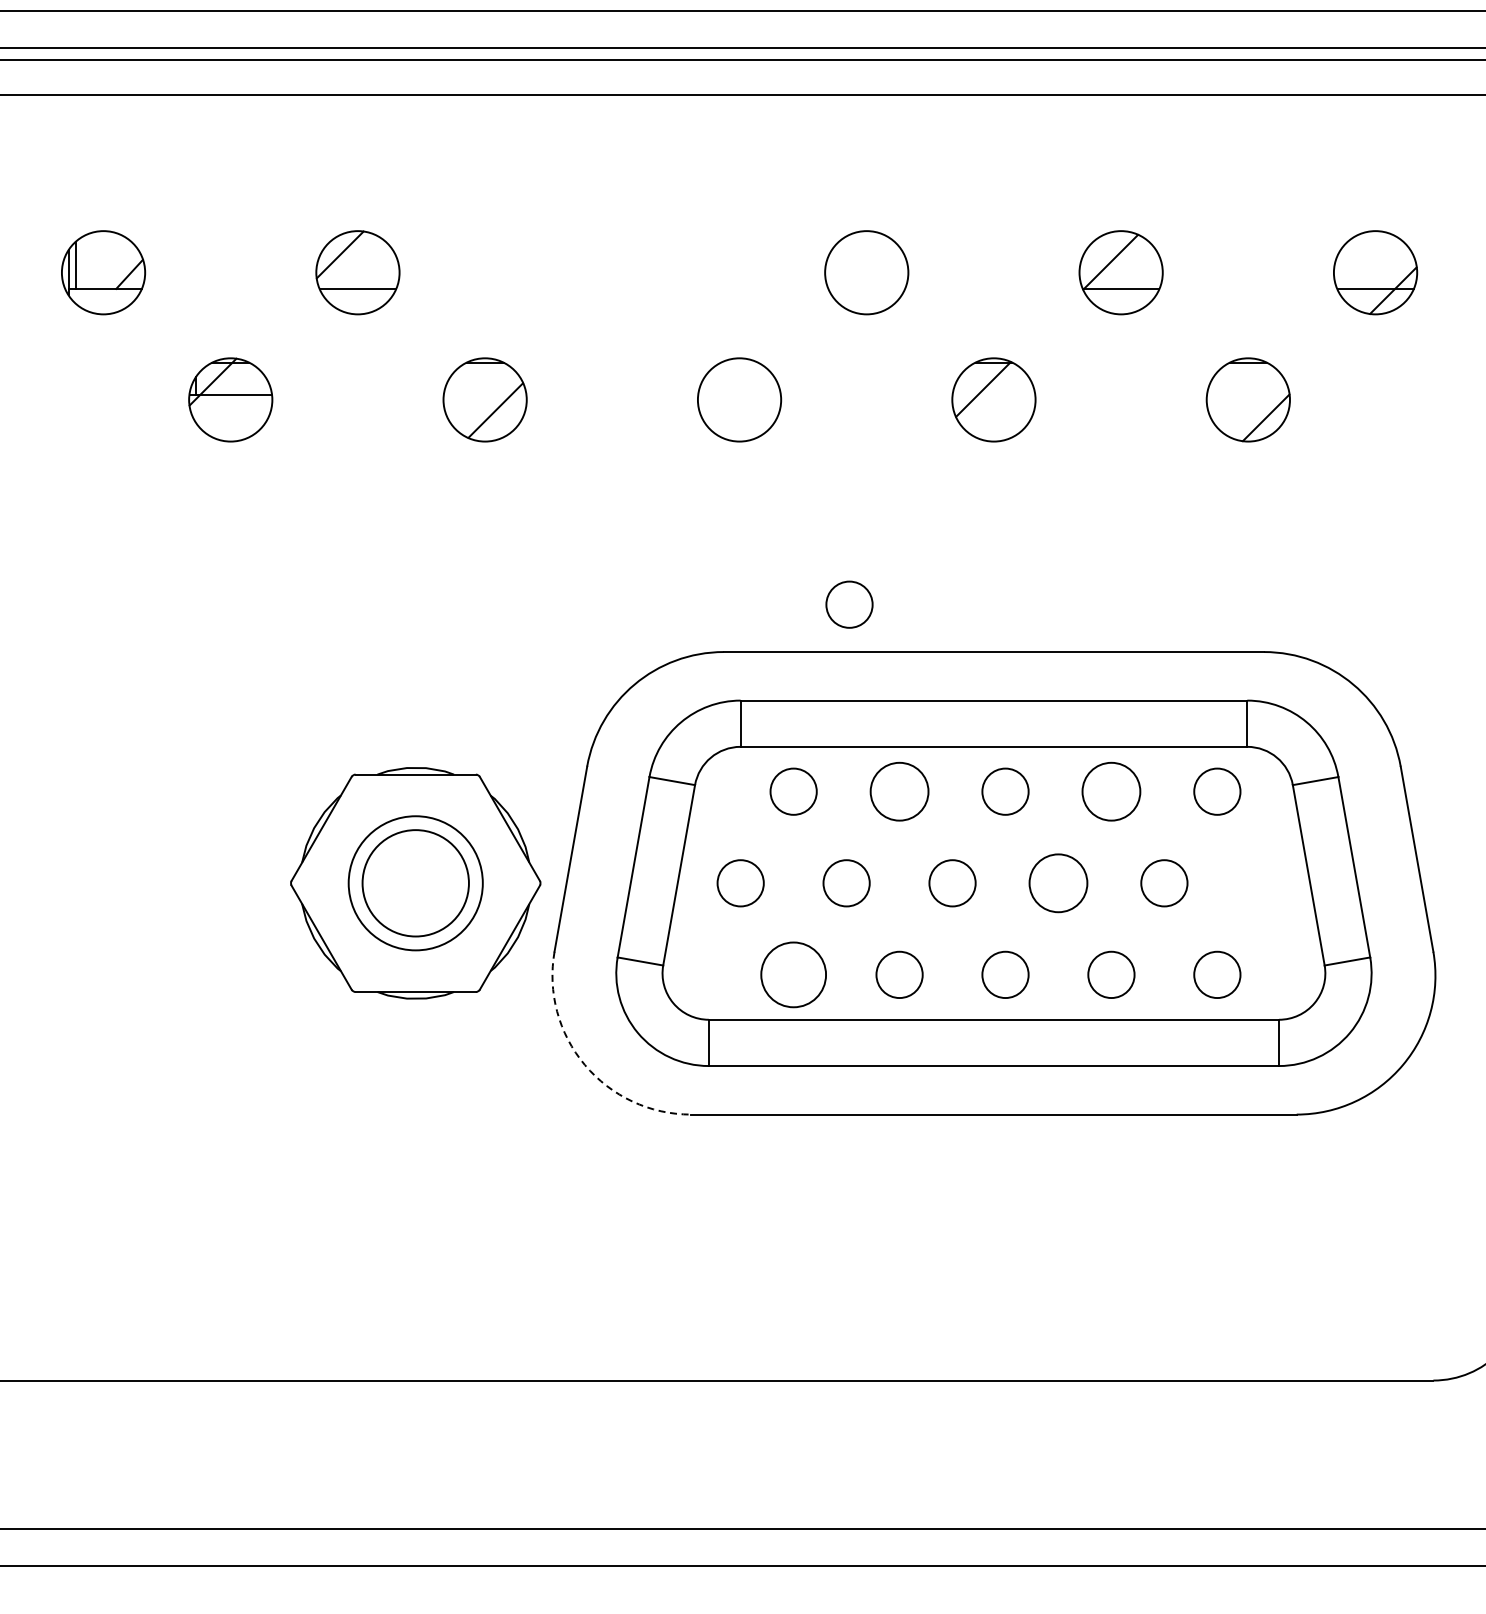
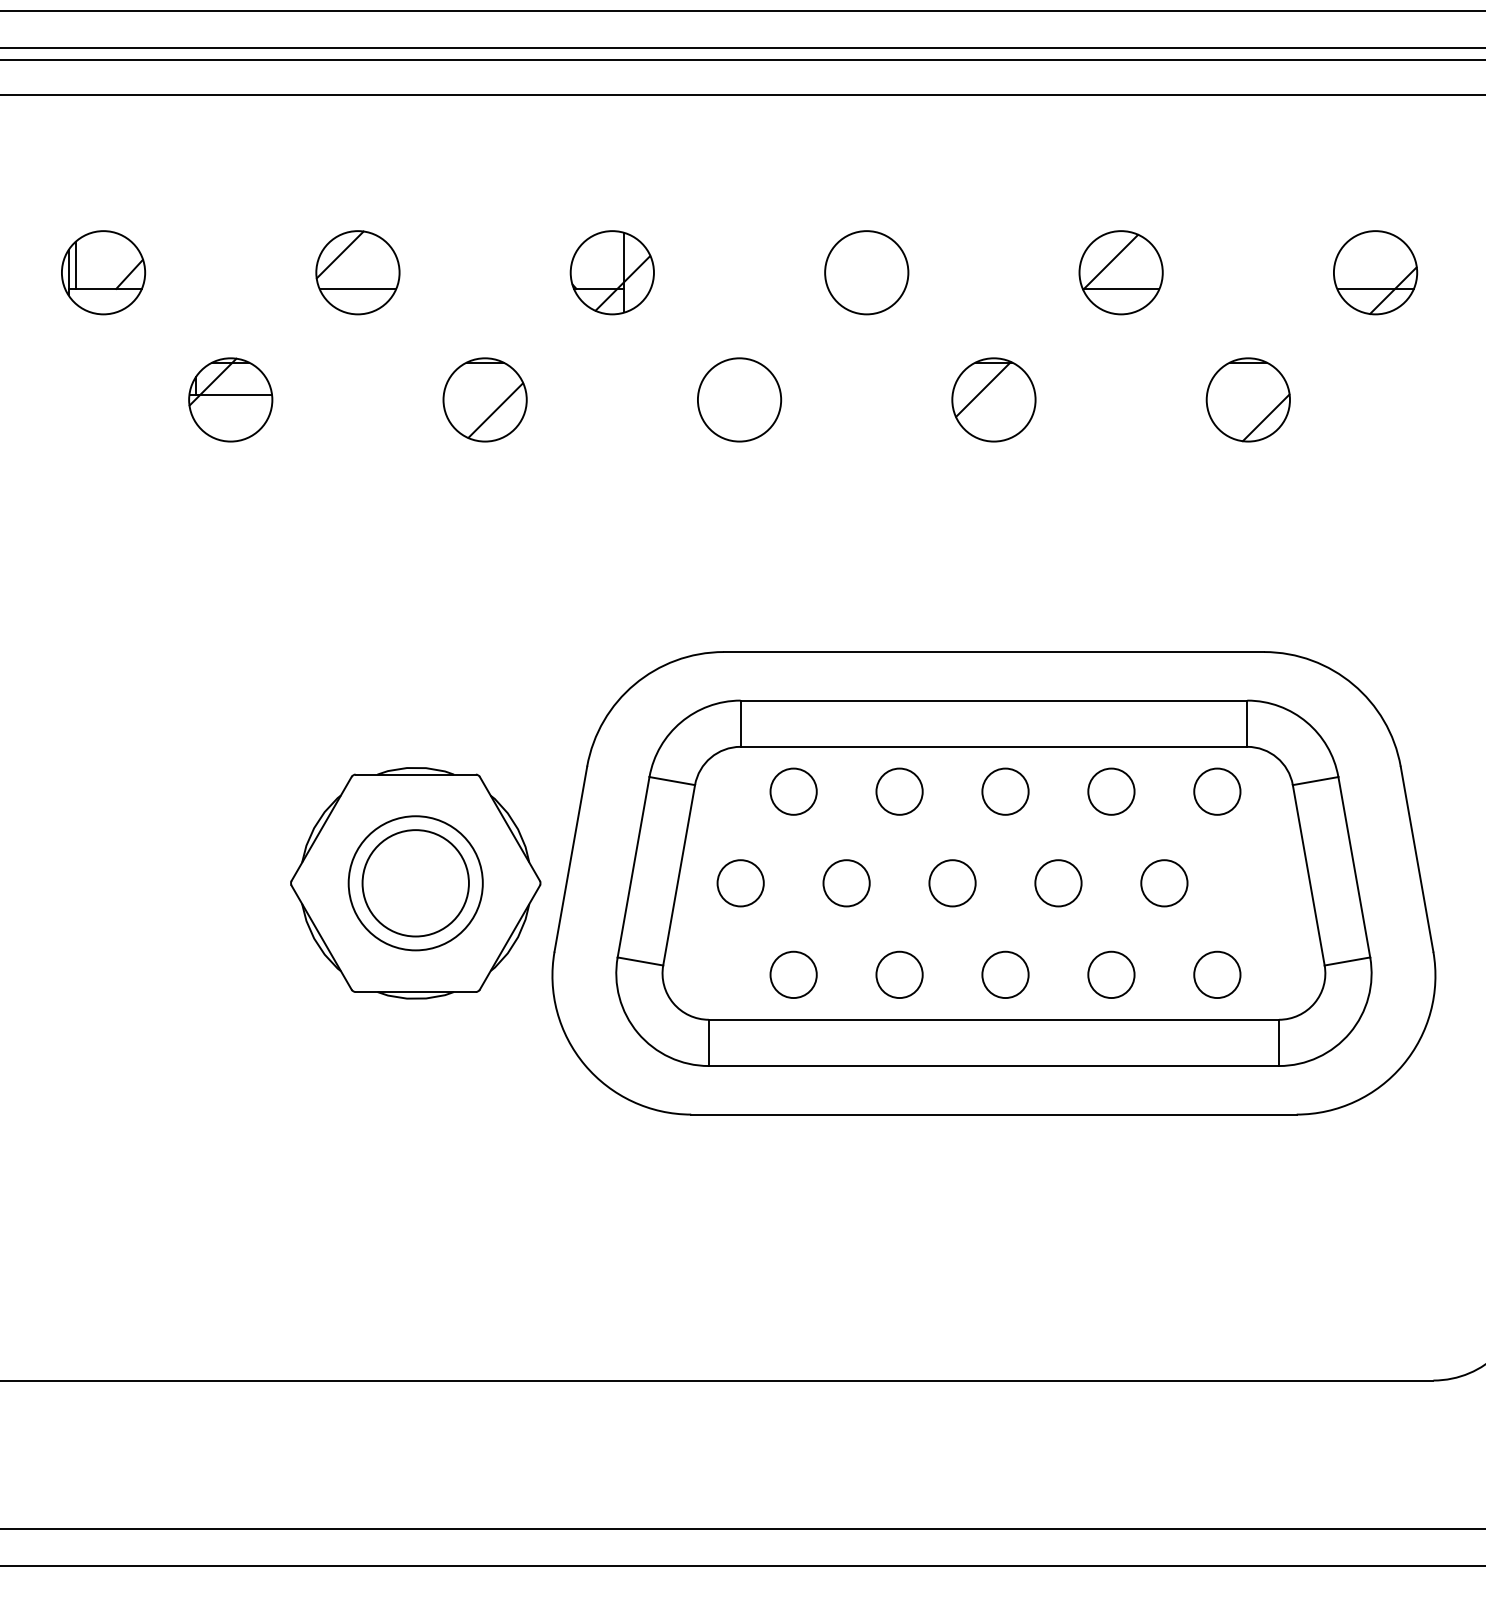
part: none -> present (611, 272)
circle: present -> none (849, 604)
circle diameter: 58 px -> 46 px (899, 791)
circle diameter: 58 px -> 46 px (1111, 791)
circle diameter: 58 px -> 46 px (1058, 883)
circle diameter: 65 px -> 46 px (793, 974)
arc: dashed -> solid (584, 1065)
